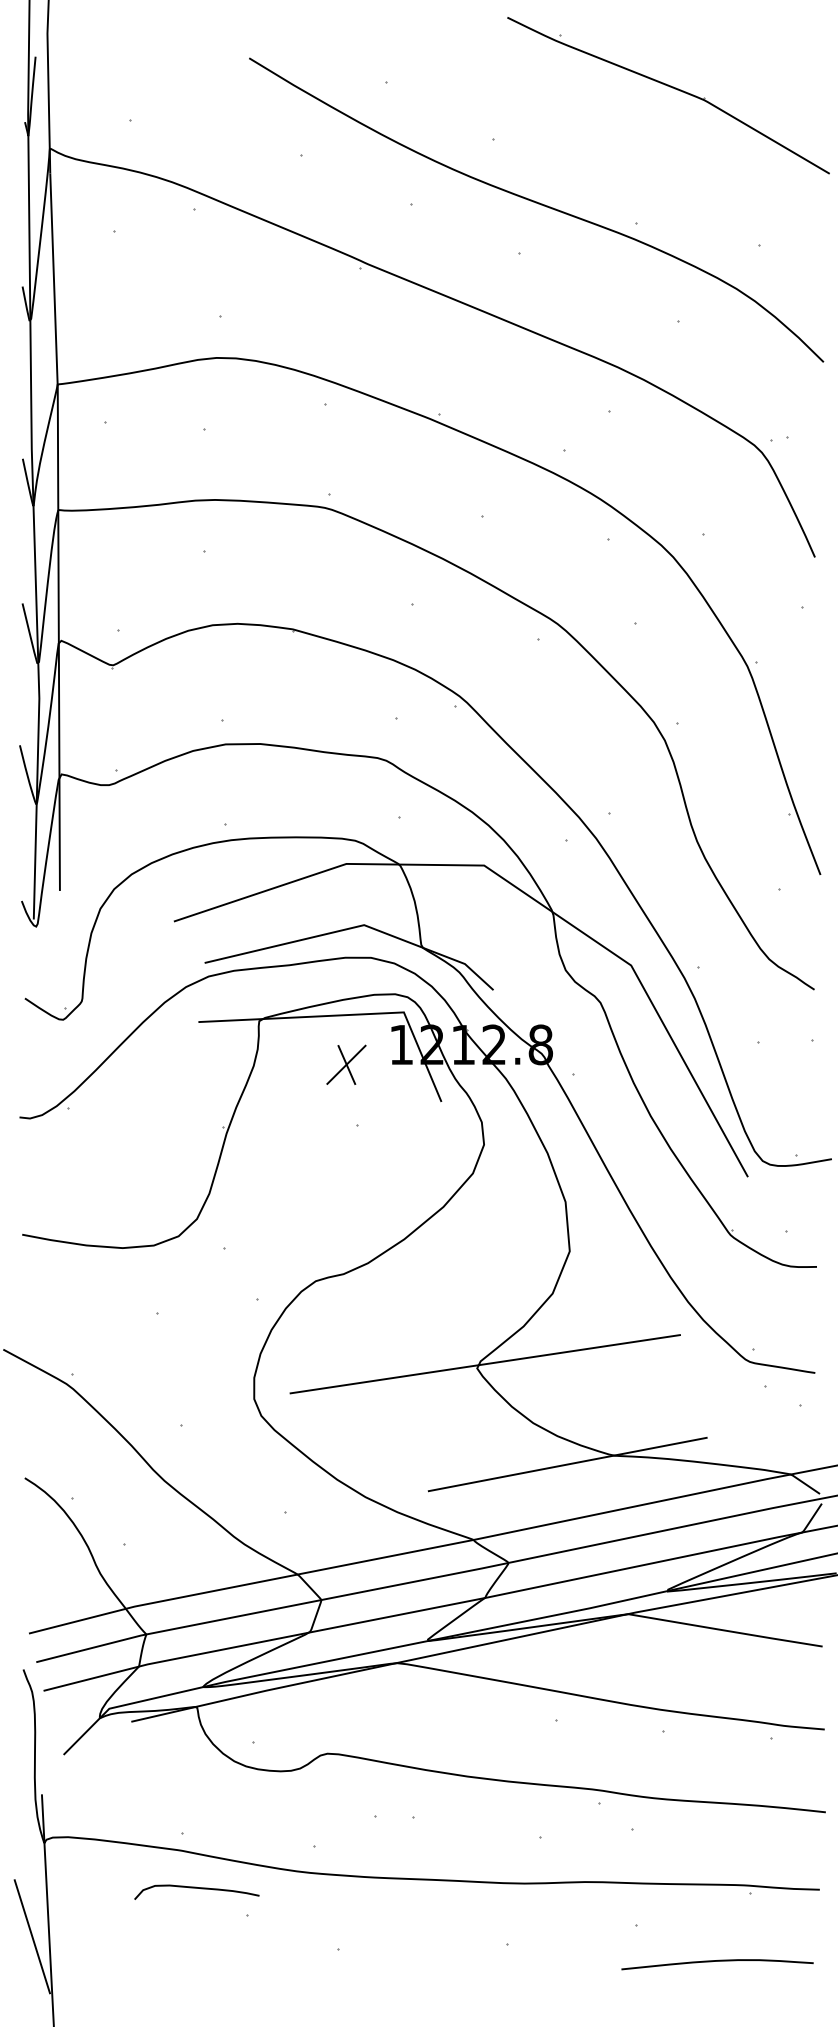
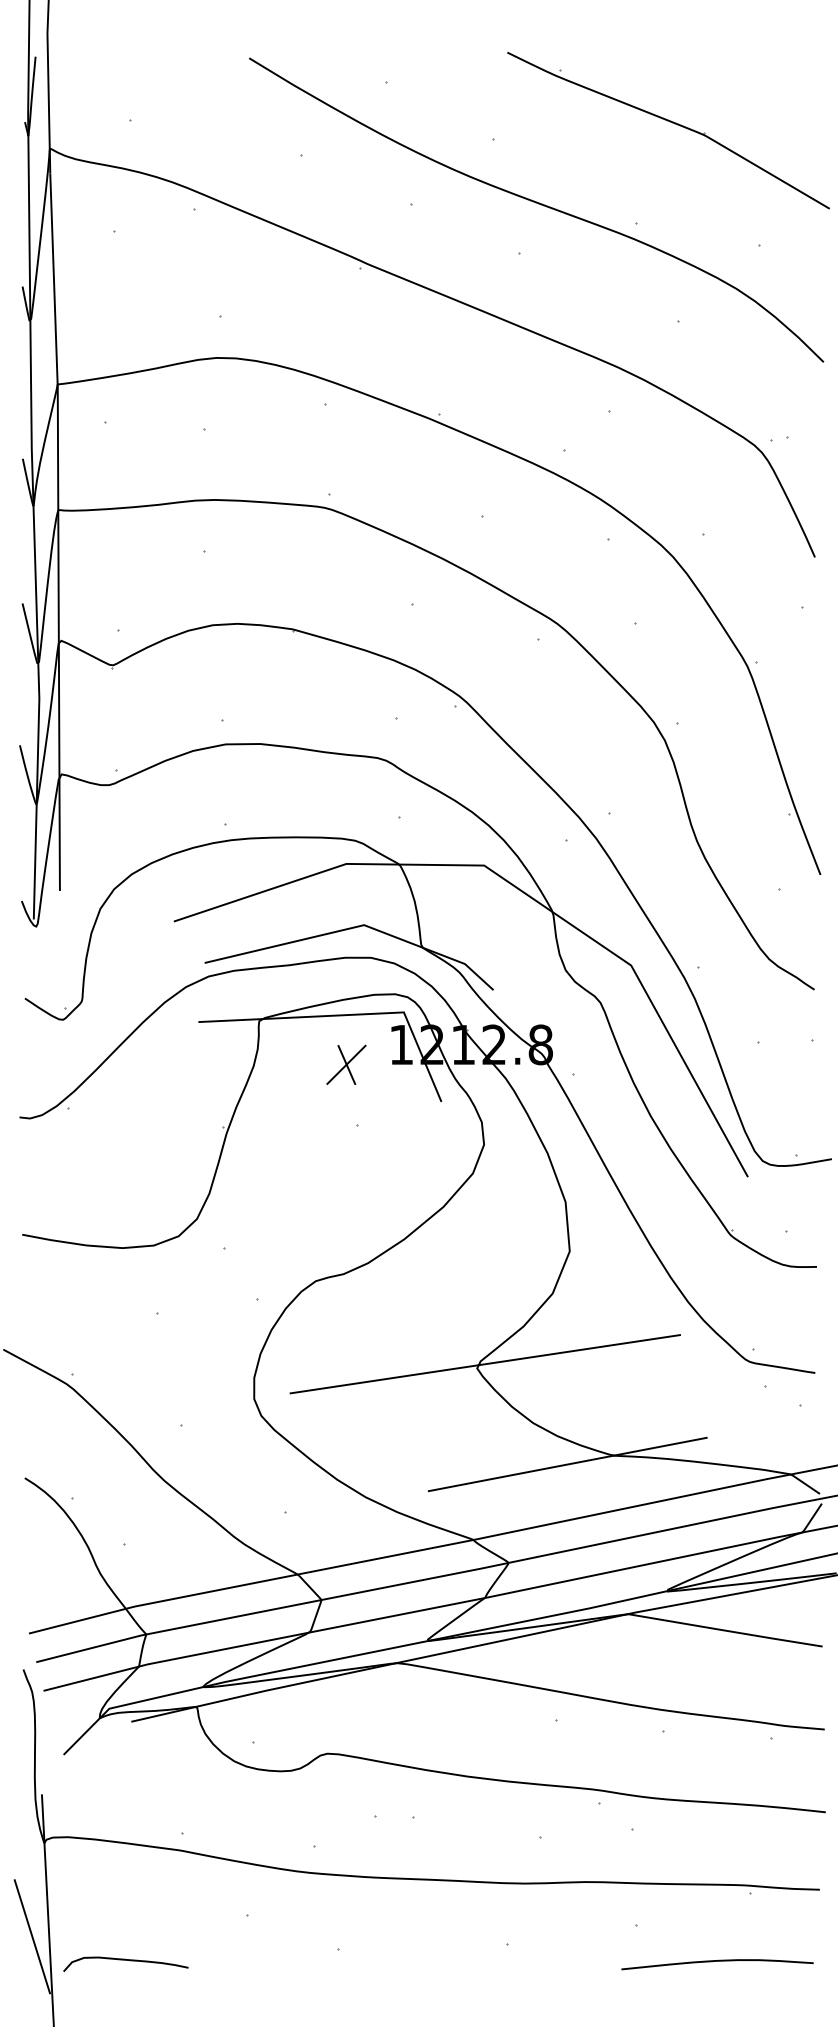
part position: (669, 87) -> (669, 122) (669, 122)
curve position: (196, 1888) -> (125, 1960) (125, 1960)
